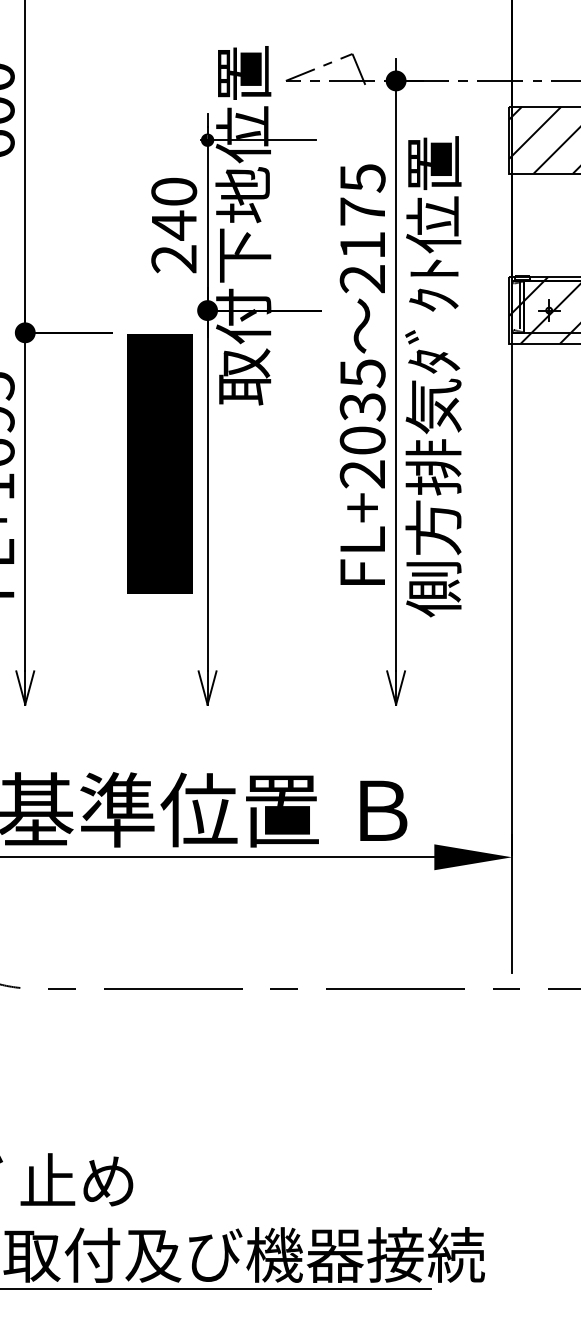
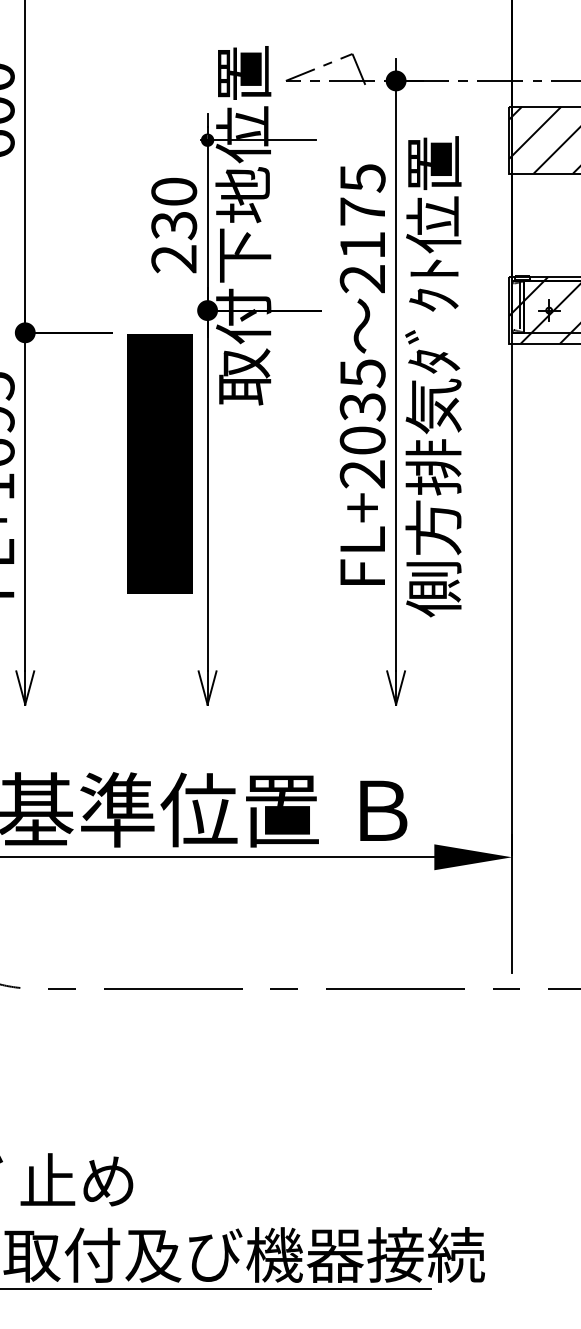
text: 240 -> 230 (174, 225)
